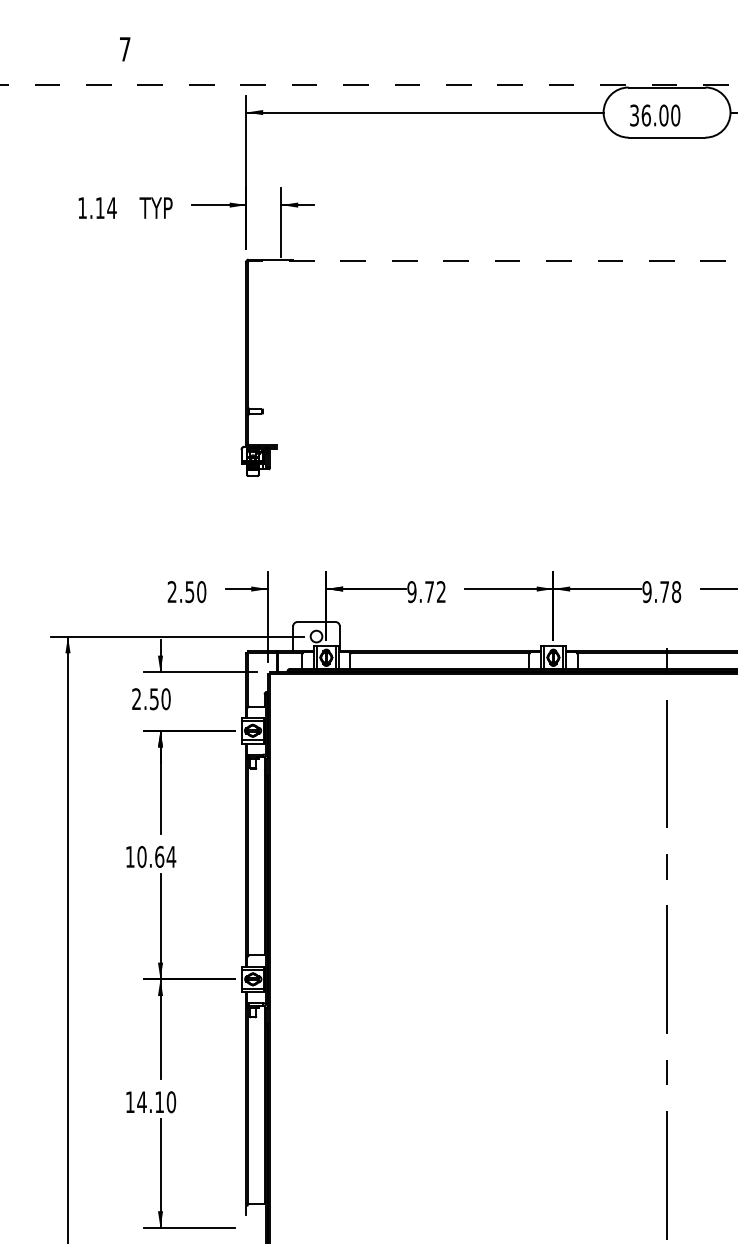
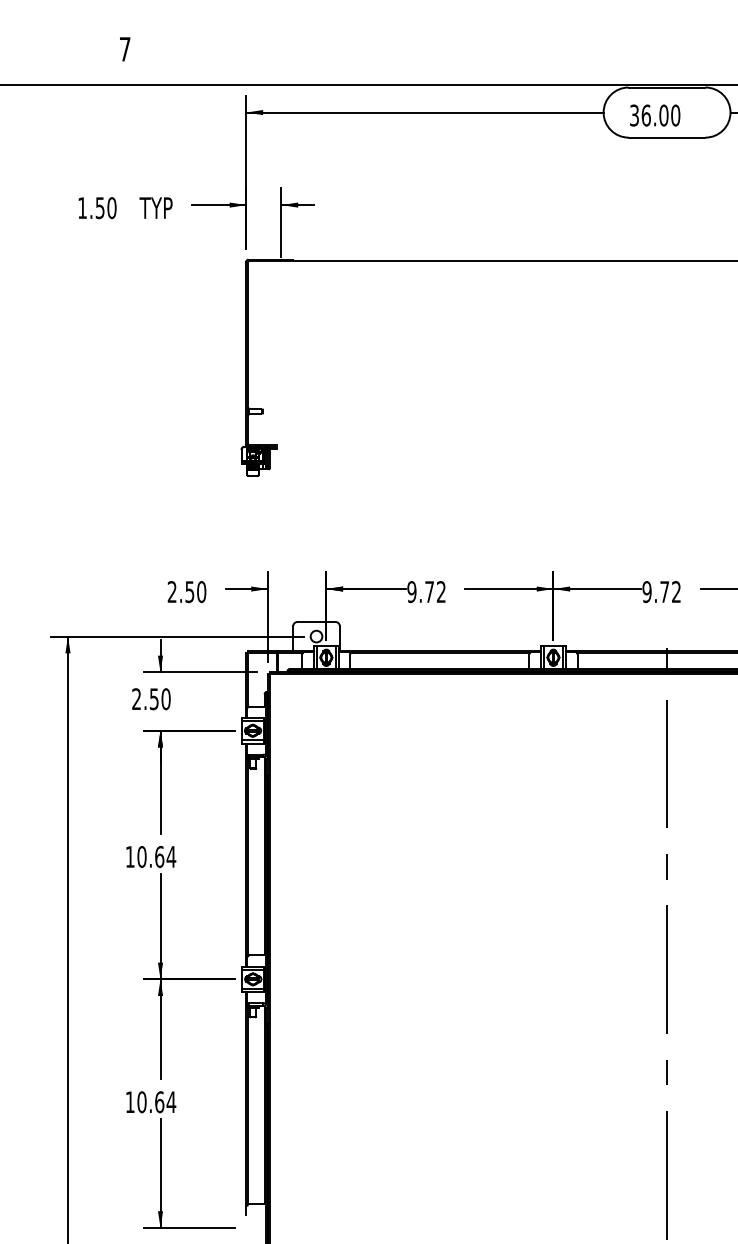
line: dashed -> solid (369, 85)
text: 1.14 -> 1.50 (105, 208)
line: dashed -> solid (492, 261)
text: 9.78 -> 9.72 (676, 592)
text: 14.10 -> 10.64 (156, 1102)
